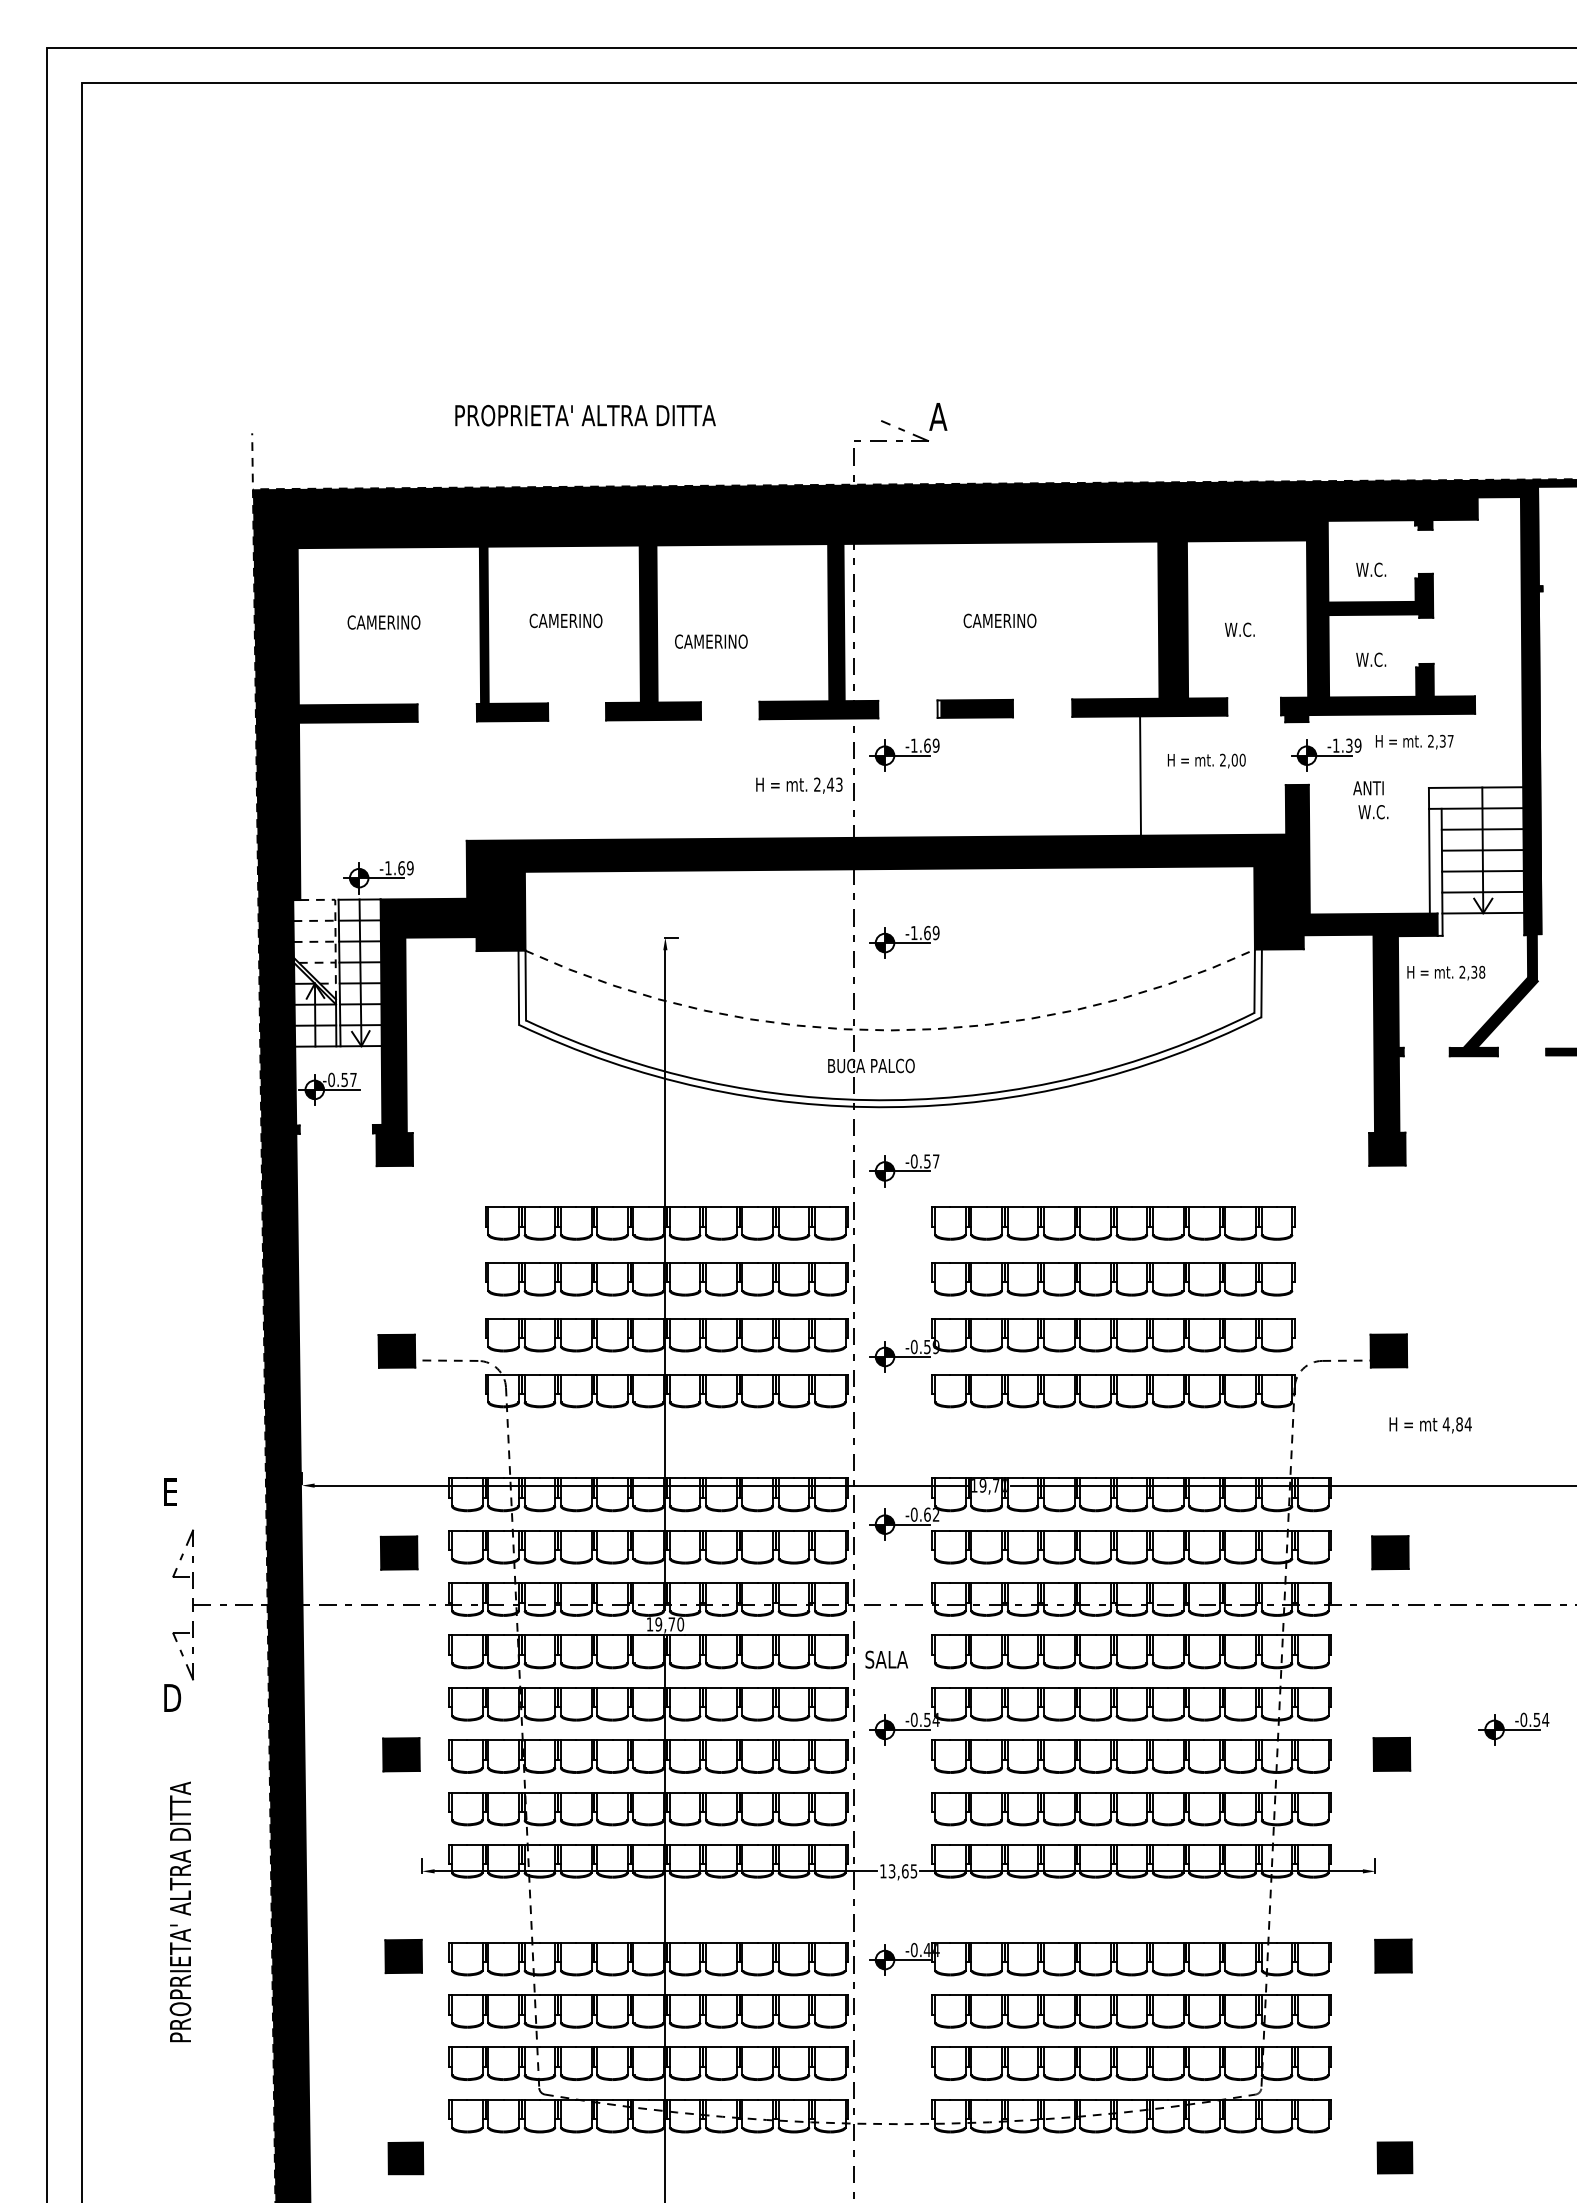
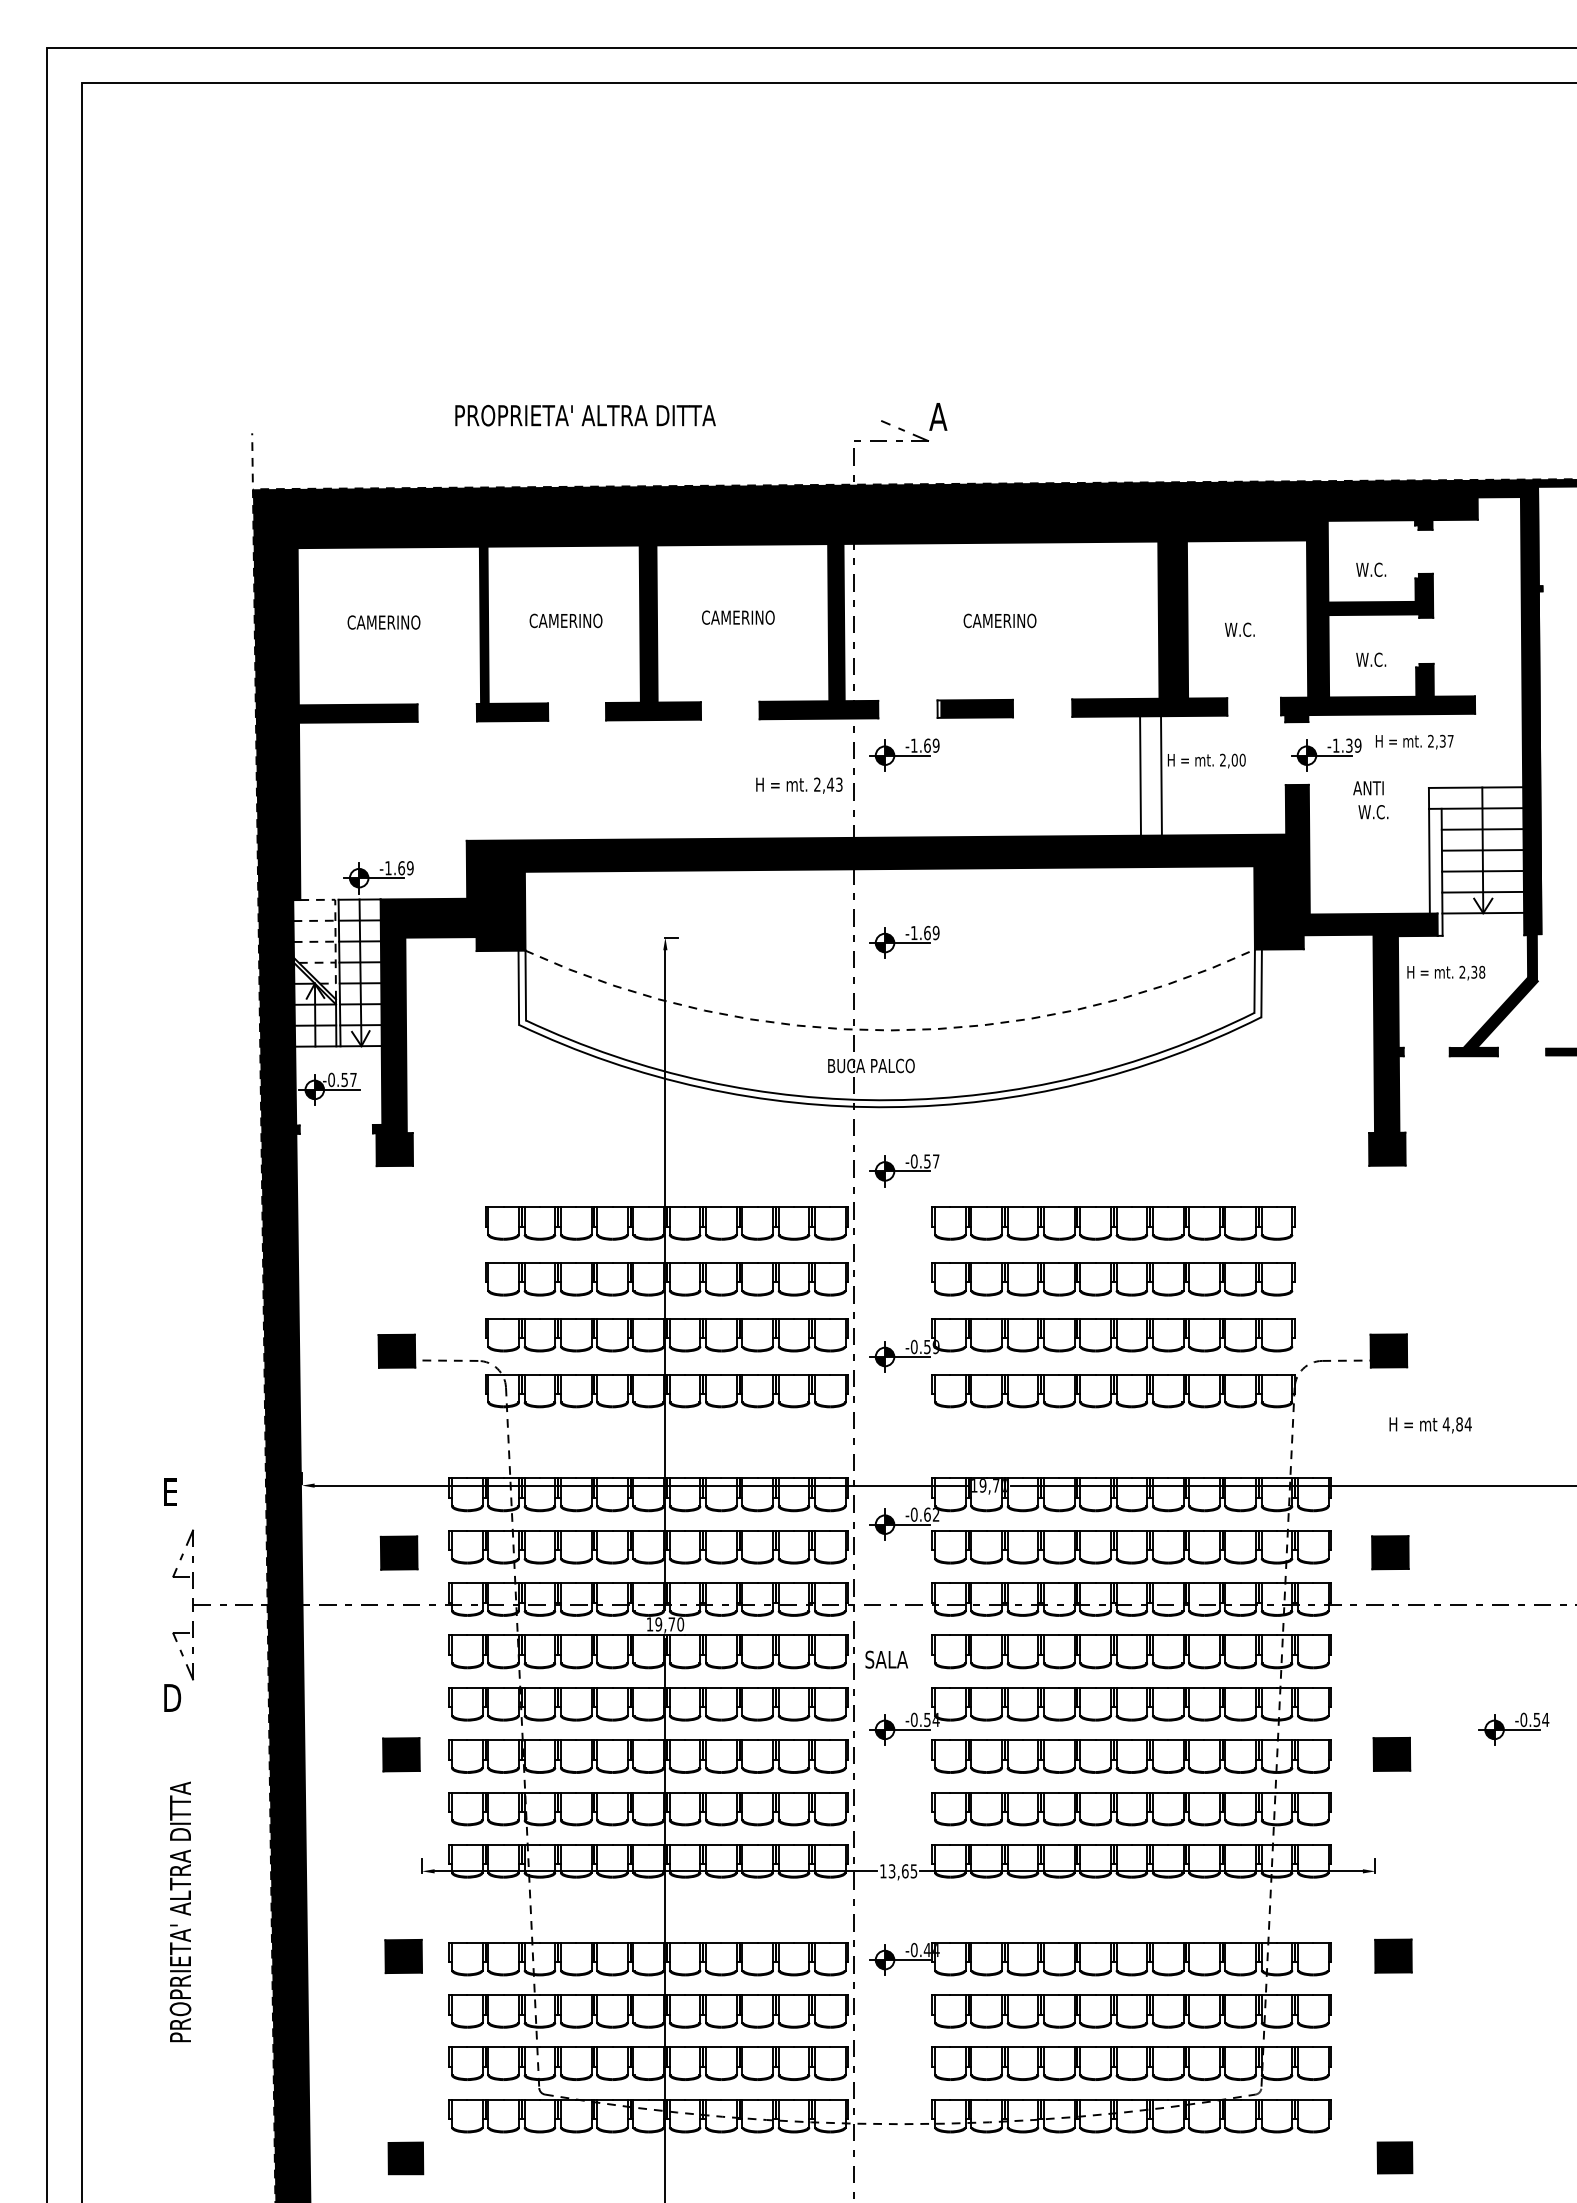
text position: (711, 641) -> (738, 617) (738, 617)
line: none -> present (1161, 775)
